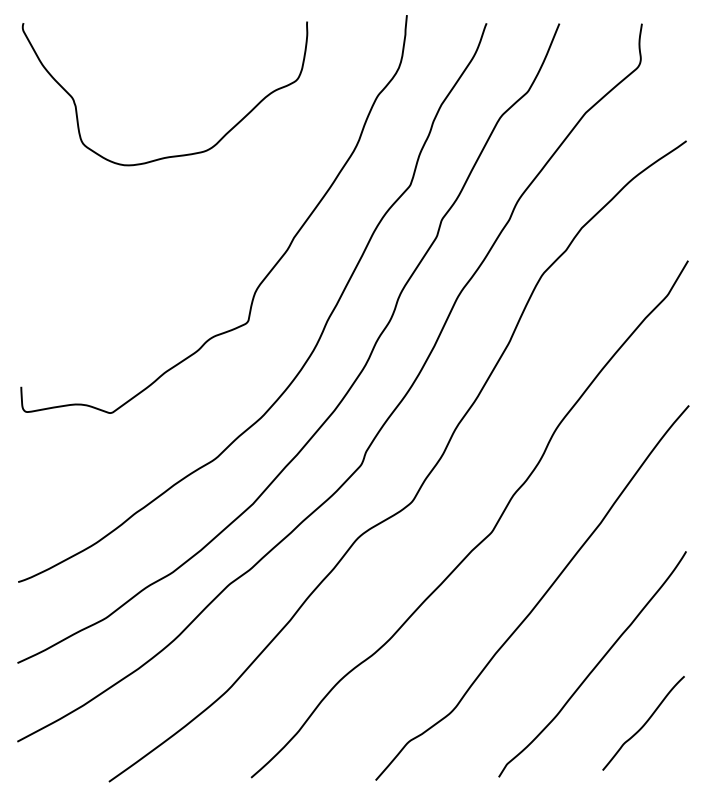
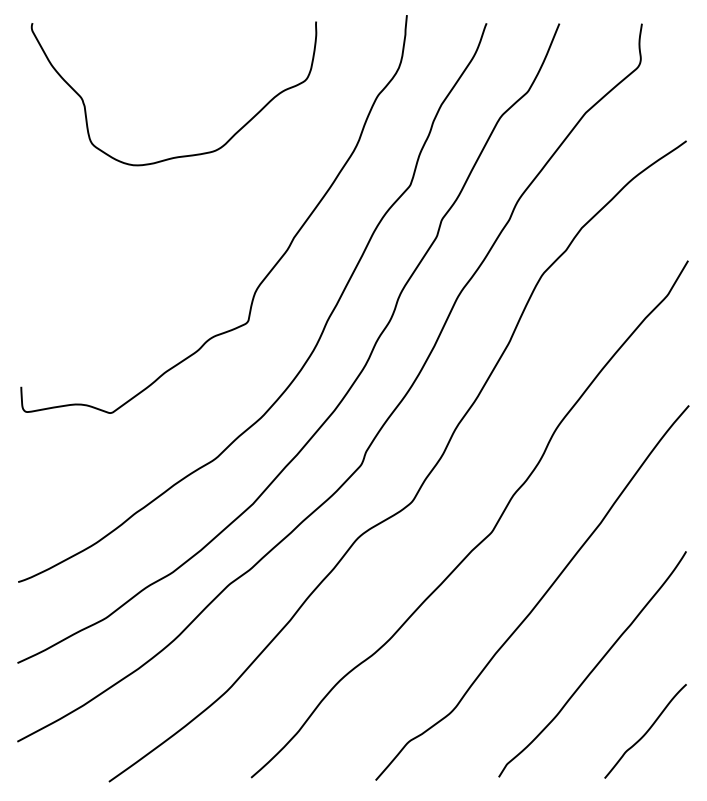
curve position: (172, 155) -> (181, 155) (181, 155)
curve position: (644, 723) -> (646, 731) (646, 731)
